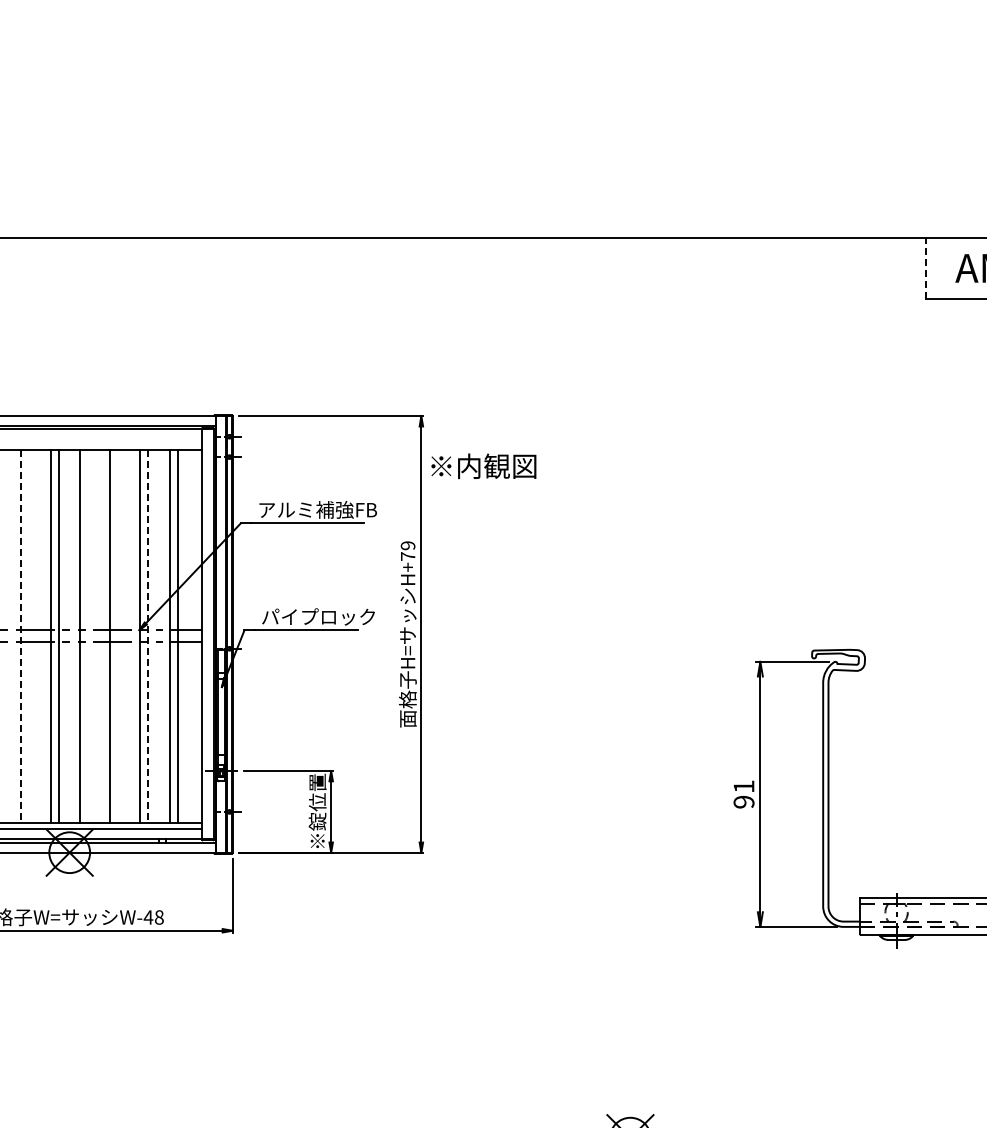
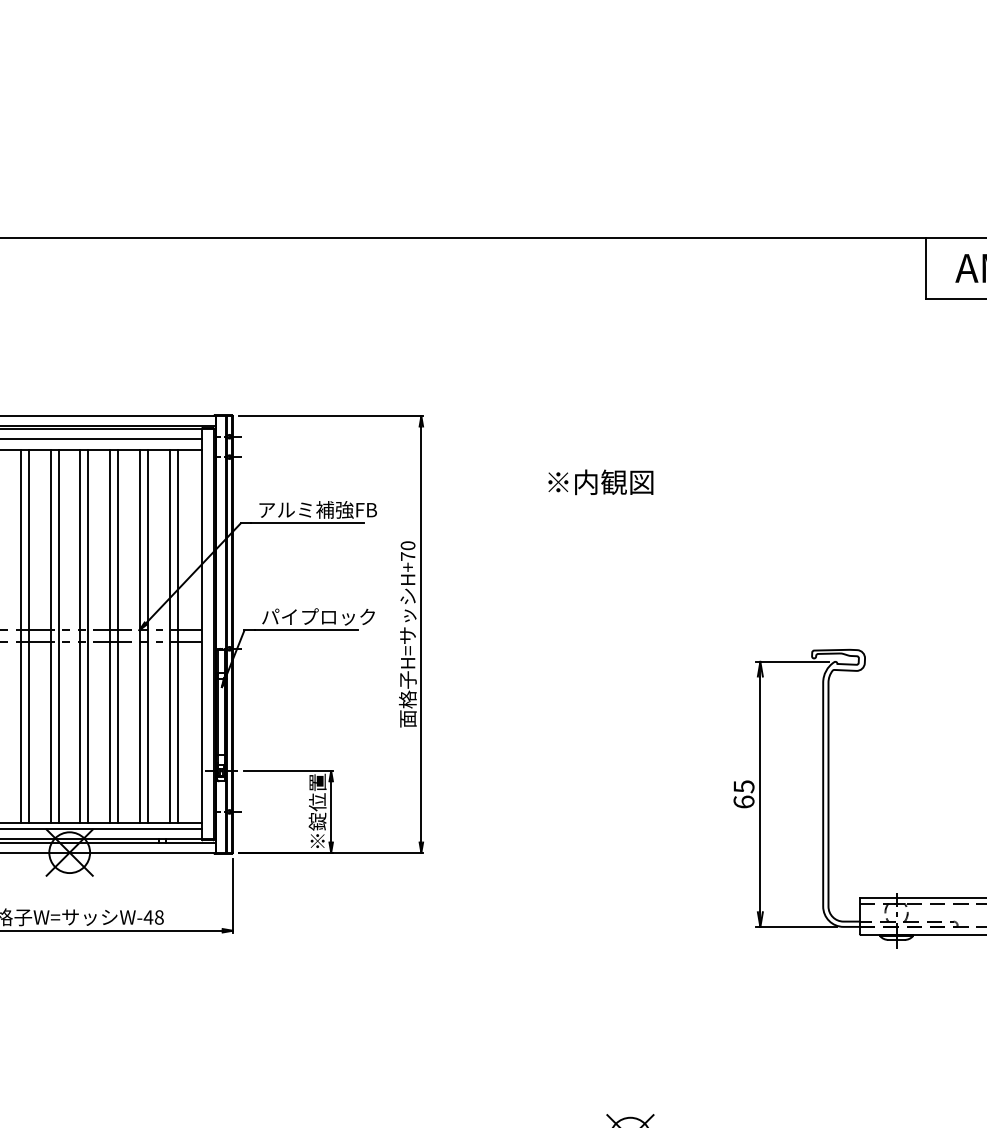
line: dashed -> solid (926, 268)
line: none -> present (101, 439)
text position: (483, 466) -> (600, 482) (600, 482)
text: H+79 -> H+70 (408, 545)
line: dashed -> solid (20, 636)
line: none -> present (28, 636)
line: none -> present (88, 636)
line: none -> present (118, 636)
line: dashed -> solid (148, 636)
text: 91 -> 65 (743, 794)
